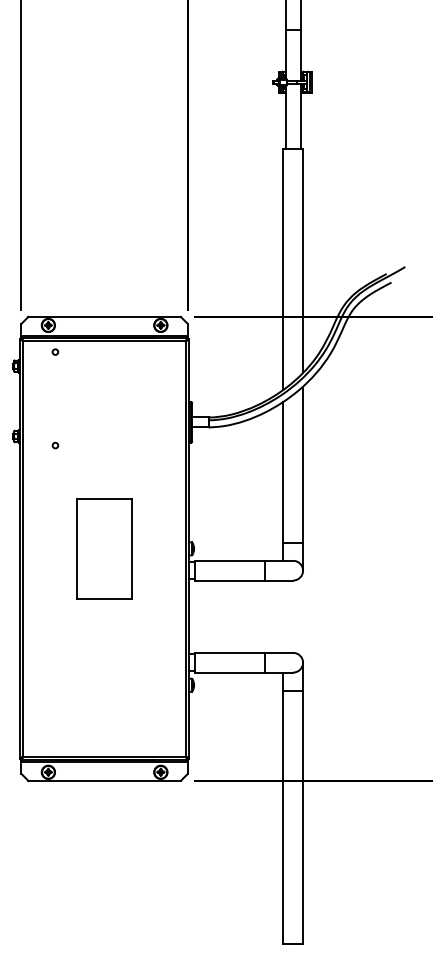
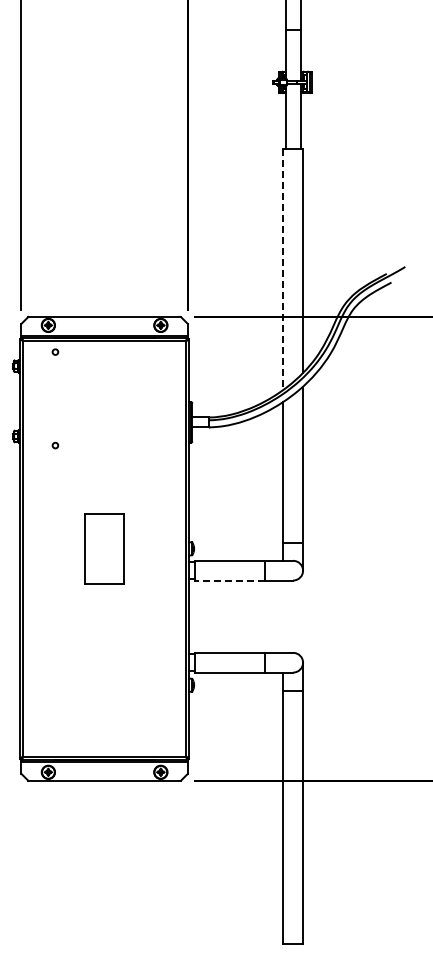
line: solid -> dashed (283, 270)
part size: 57x102 px -> 41x72 px (104, 548)
line: solid -> dashed (229, 580)
